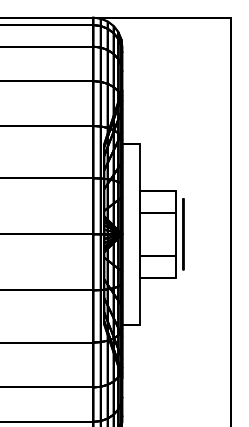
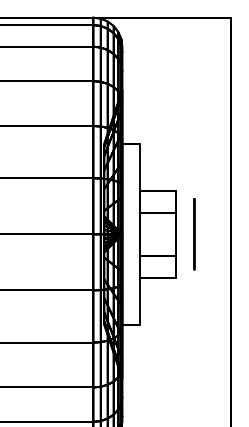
circle position: (183, 234) -> (194, 234) (194, 234)
